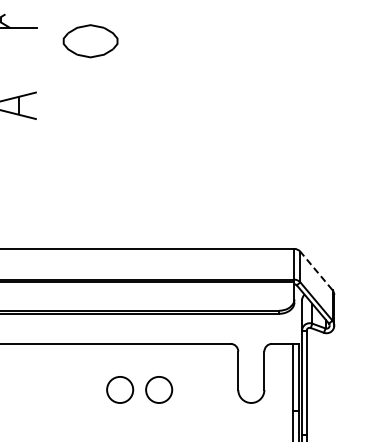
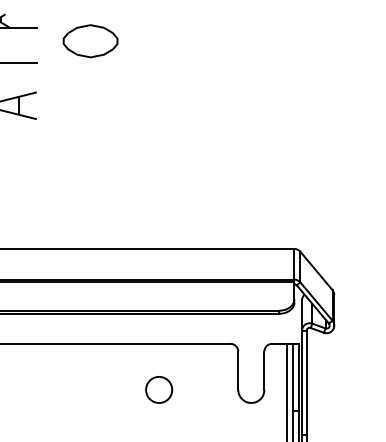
line: none -> present (19, 62)
line: dashed -> solid (316, 270)
circle: present -> none (120, 389)
line: none -> present (286, 390)
